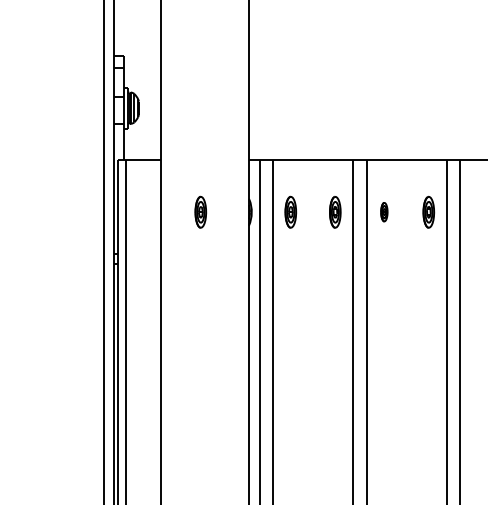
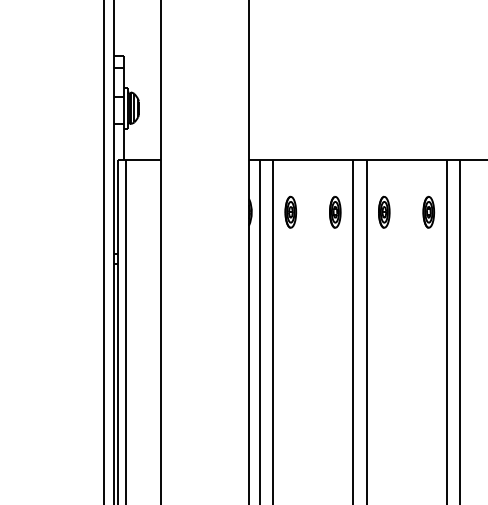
part: present -> none (200, 211)
part size: 9x21 px -> 13x34 px (384, 211)
